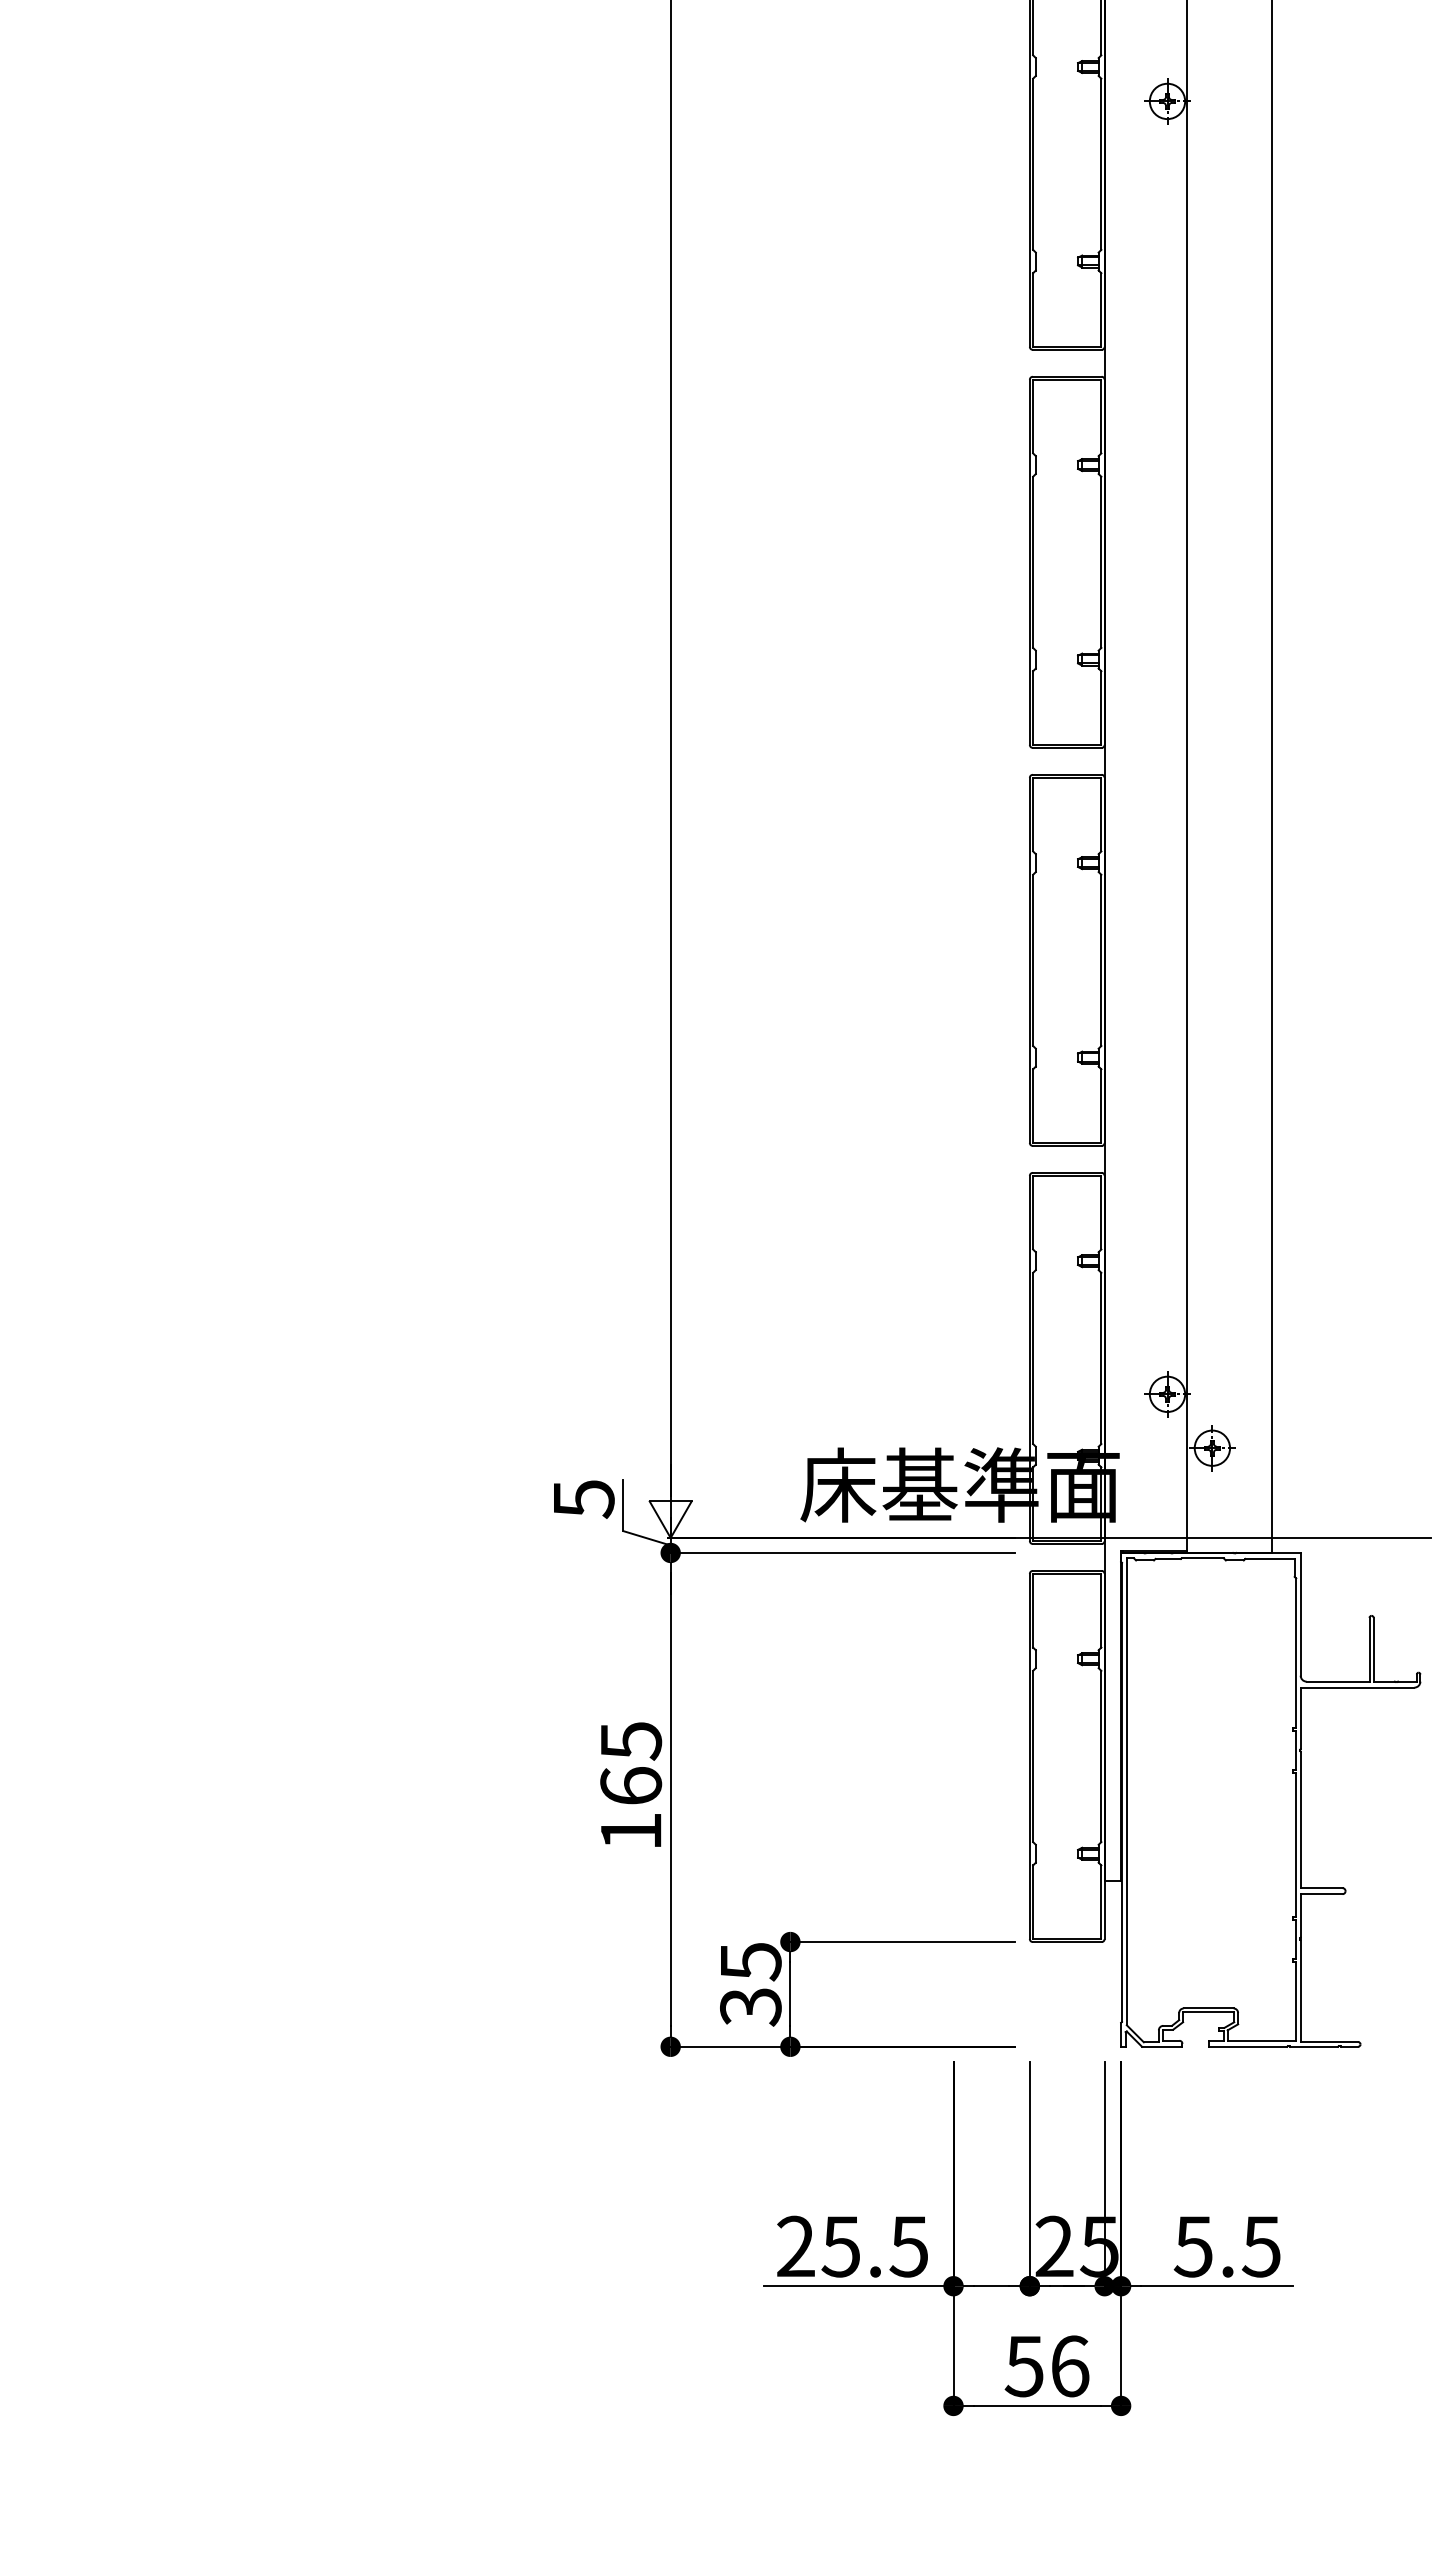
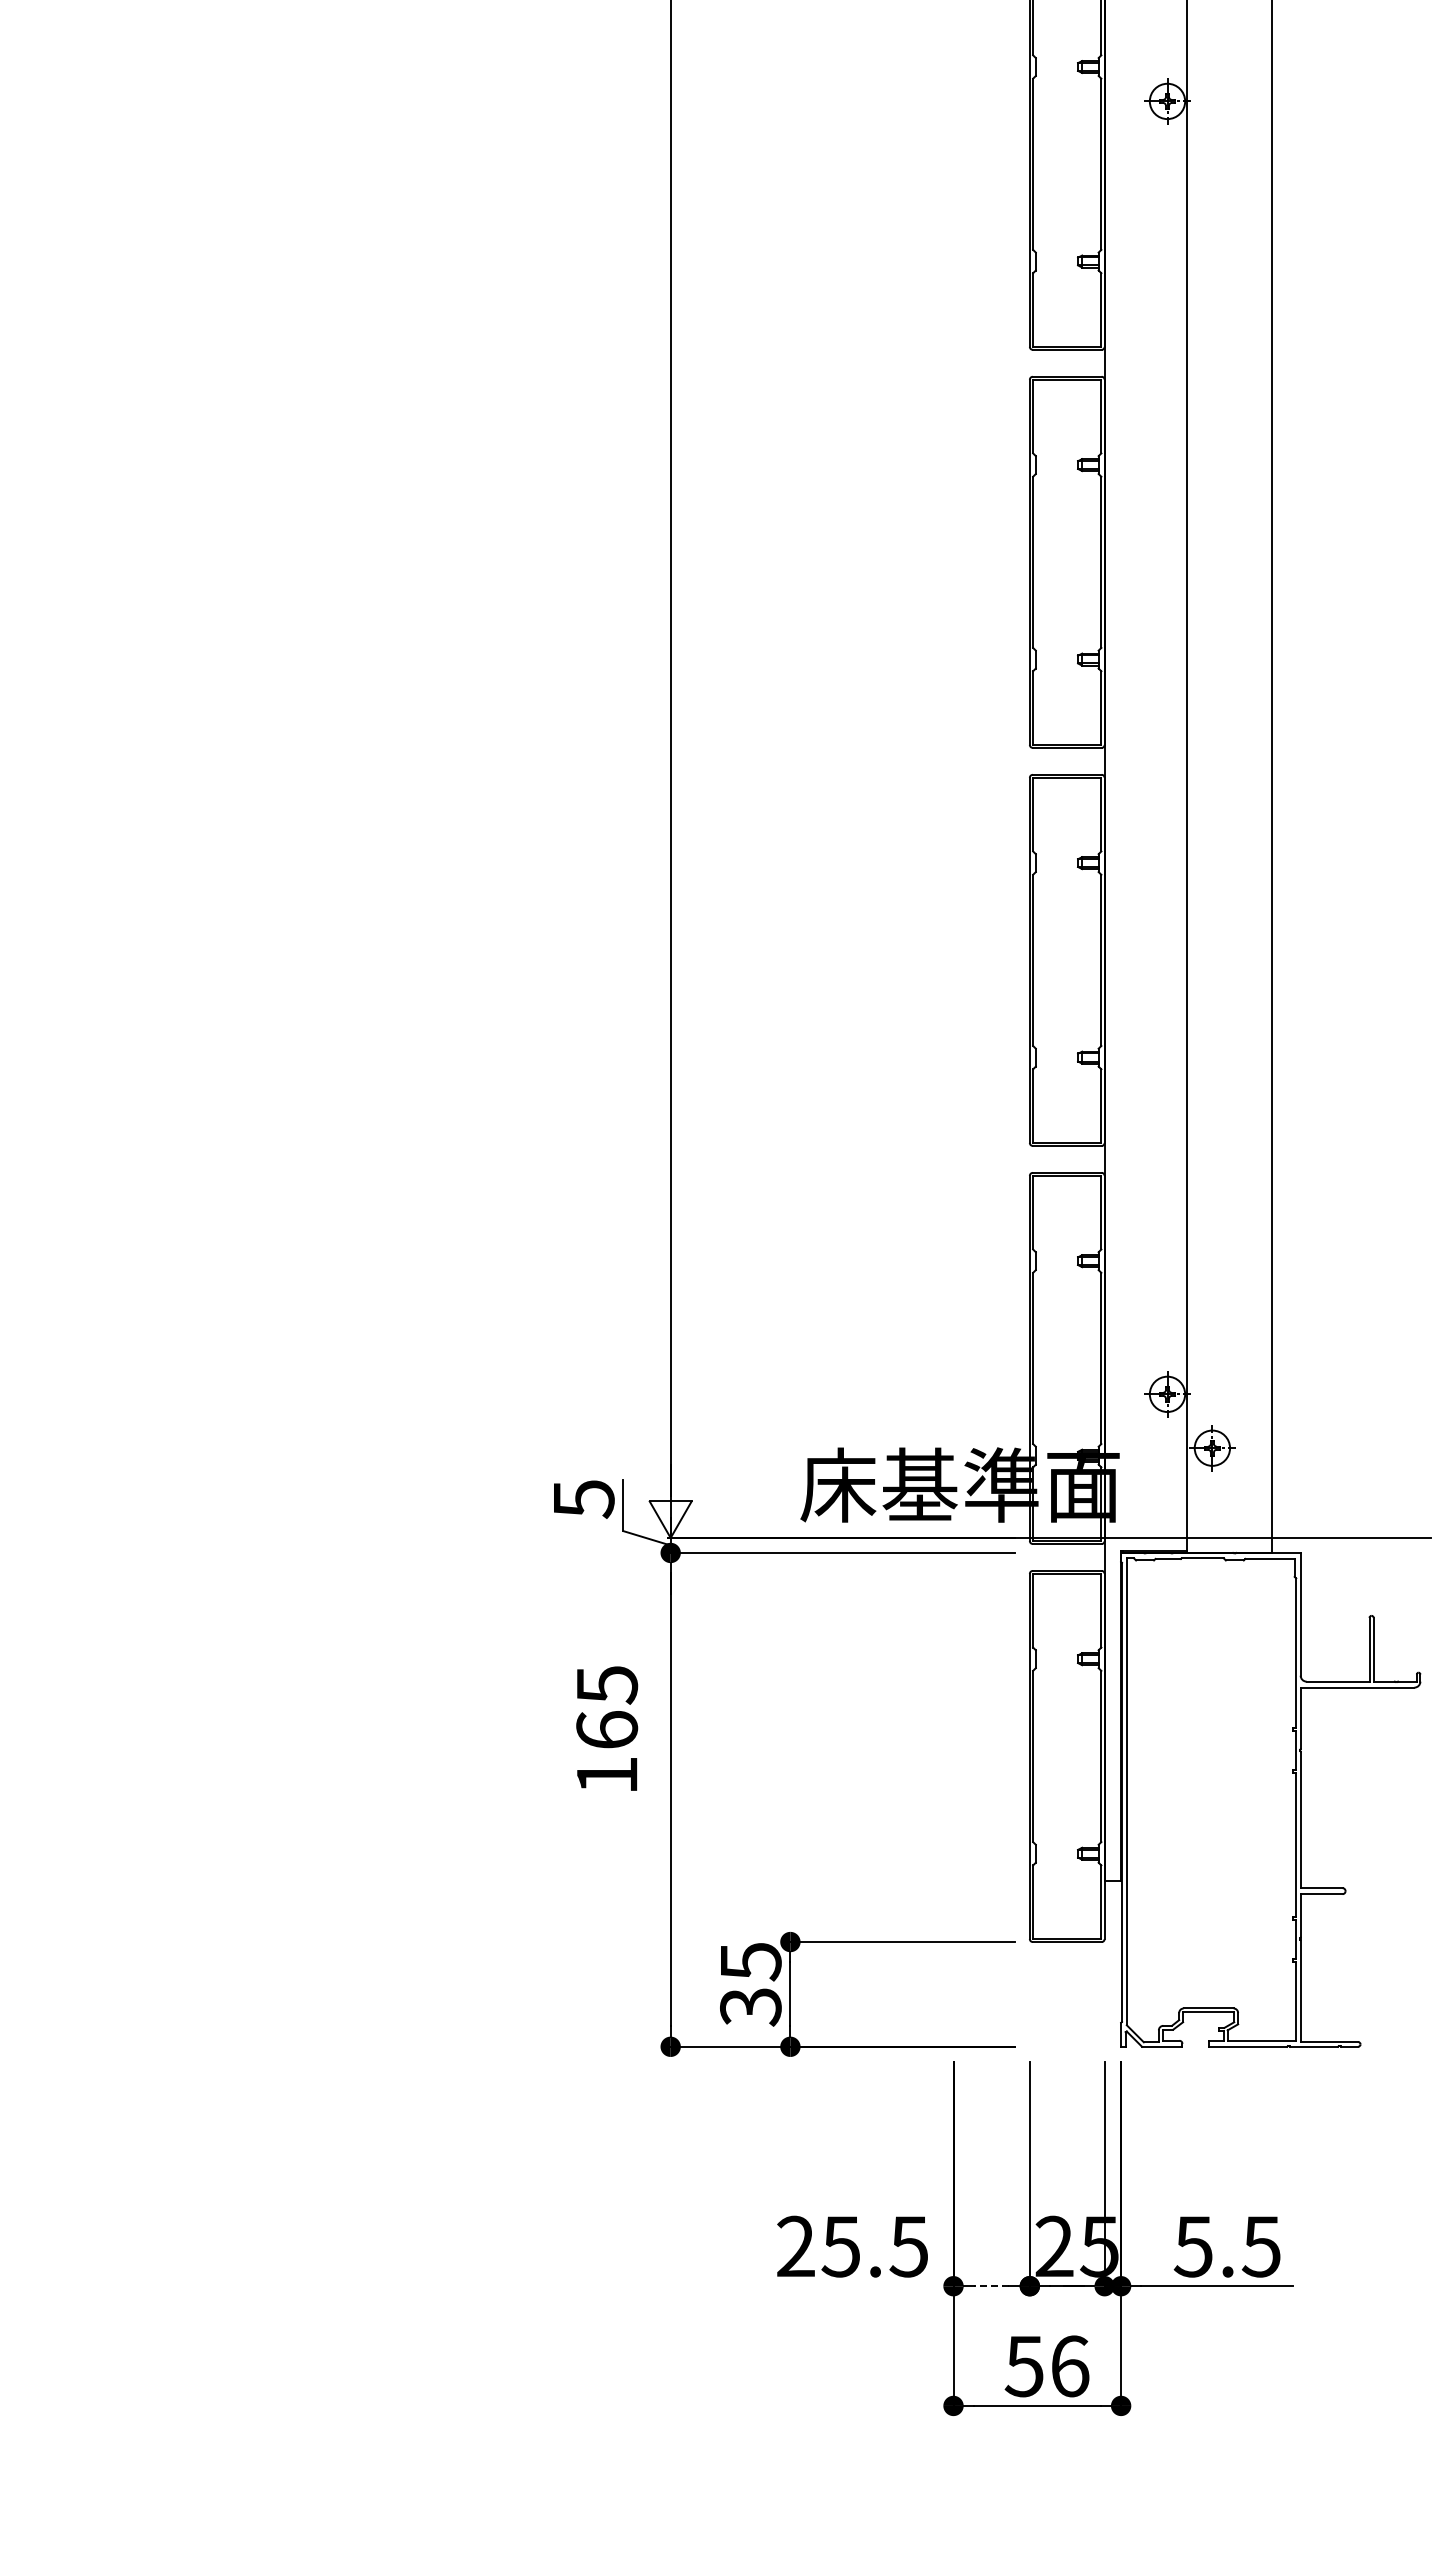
text position: (631, 1784) -> (607, 1728) (607, 1728)
line: present -> none (858, 2286)
line: solid -> dashed (991, 2286)
